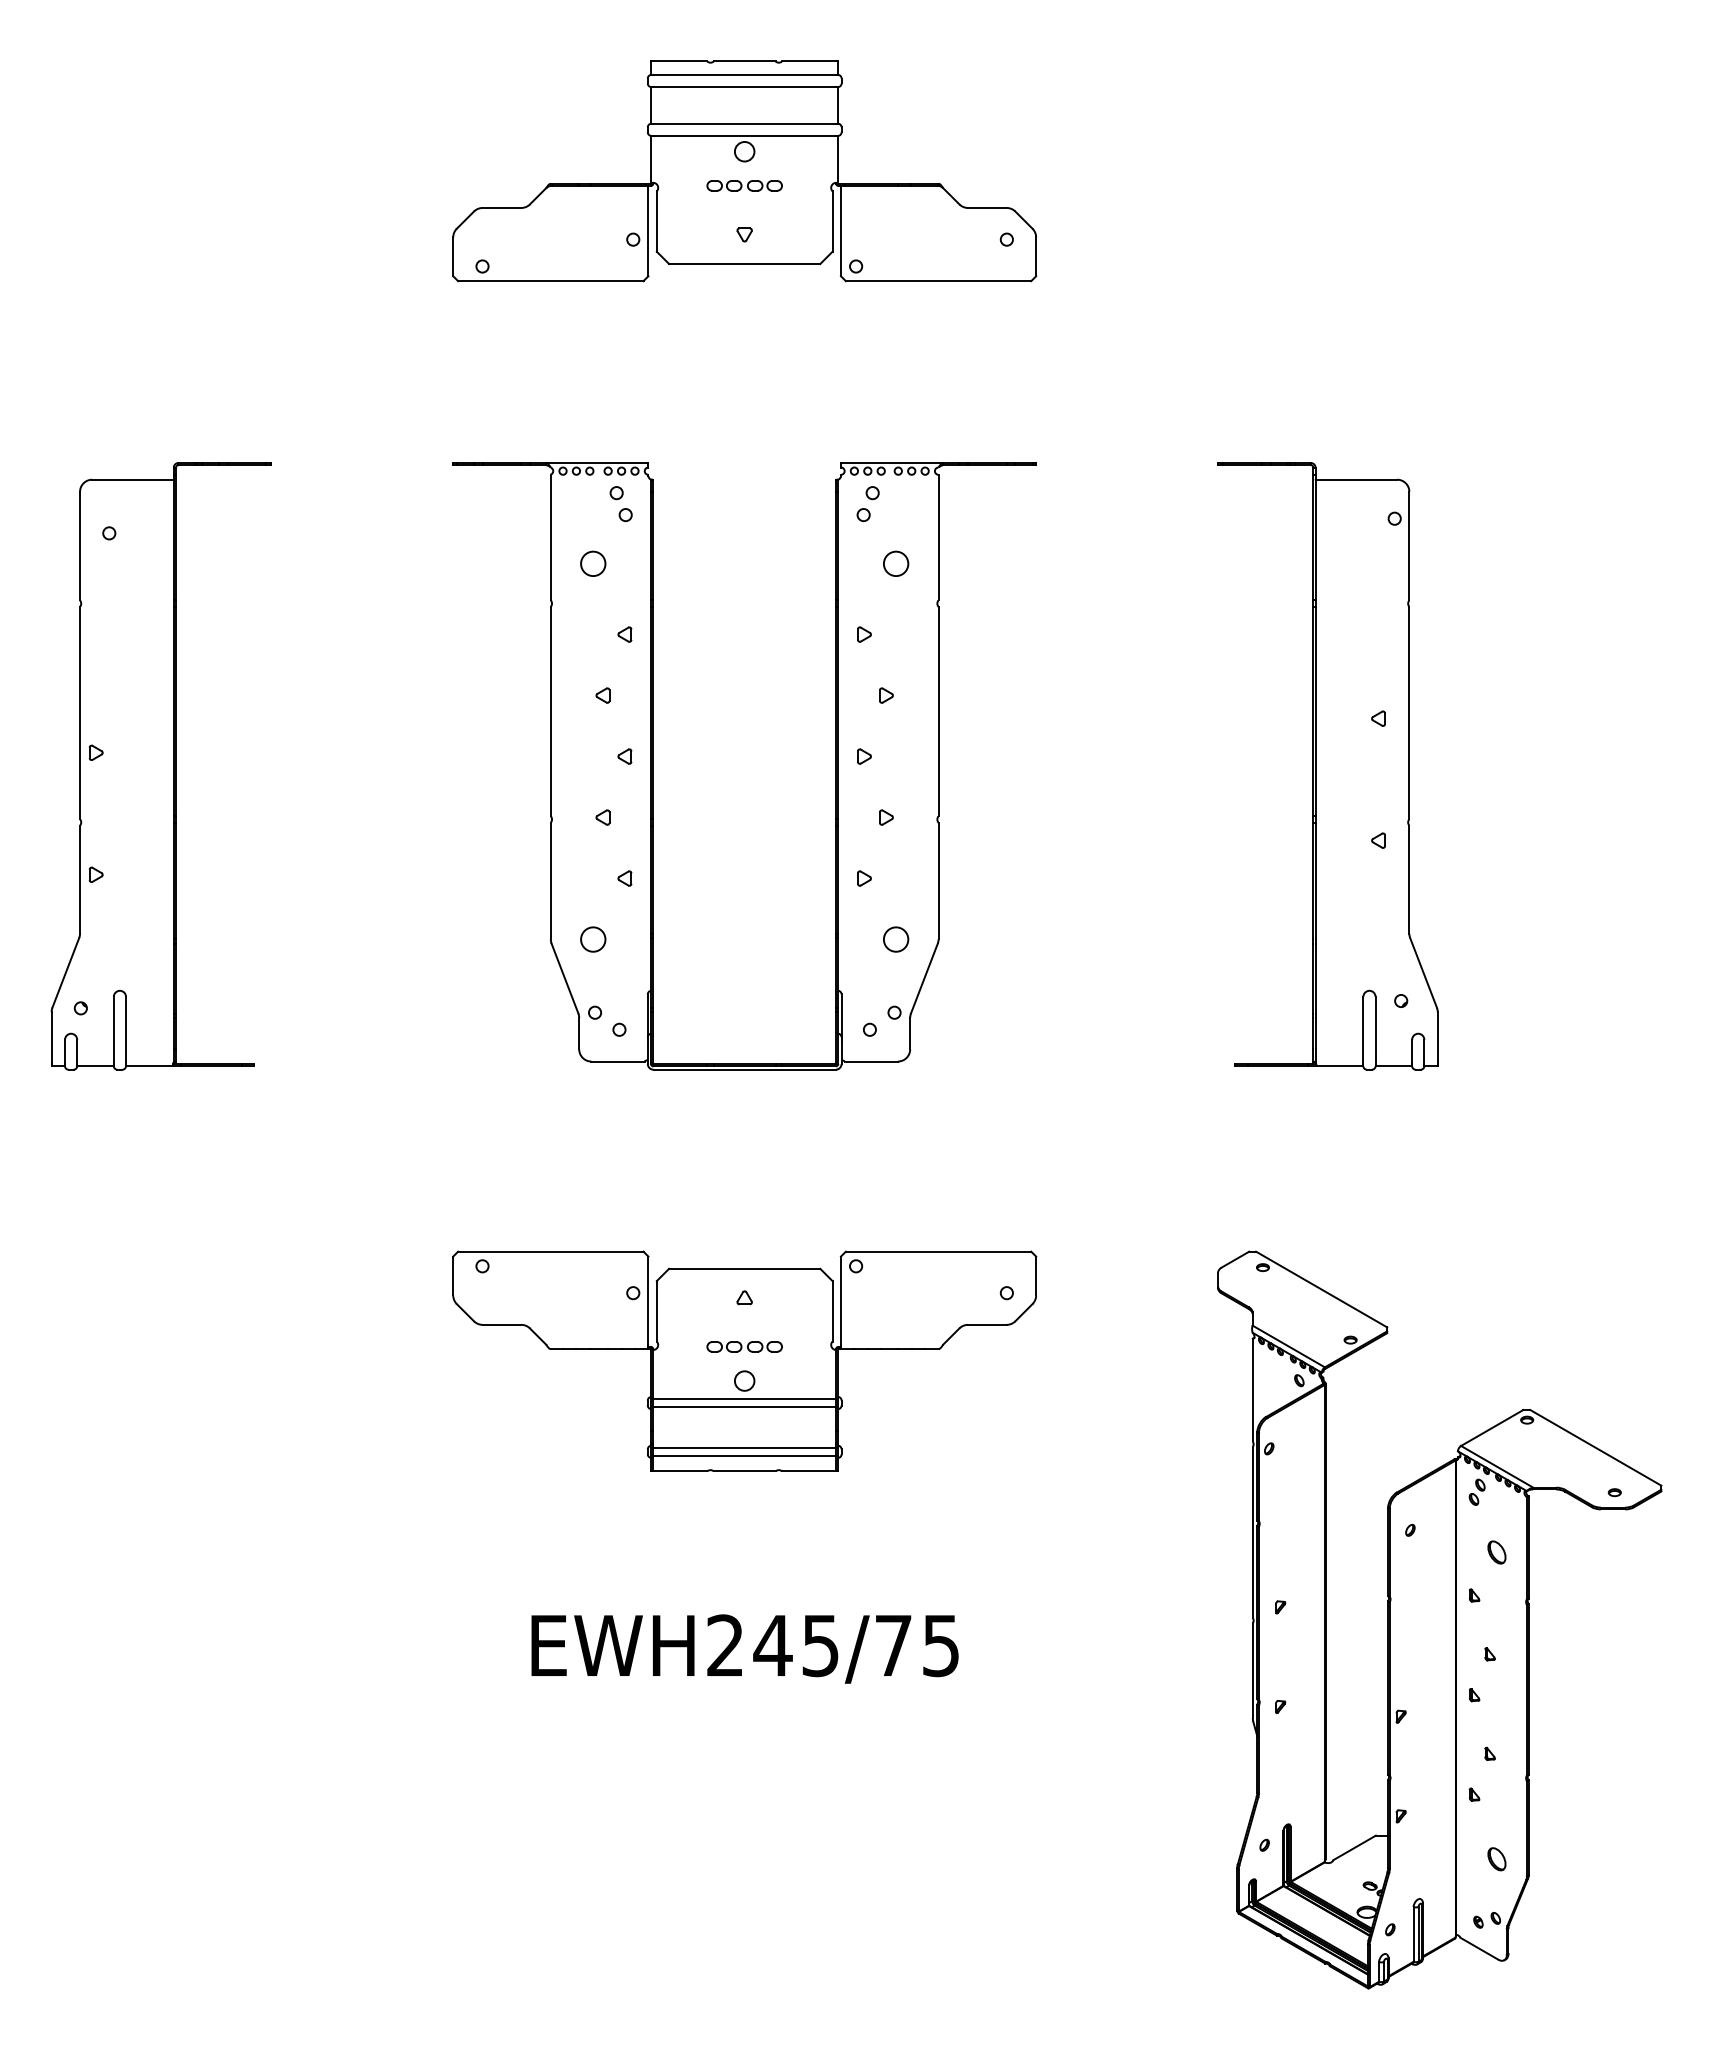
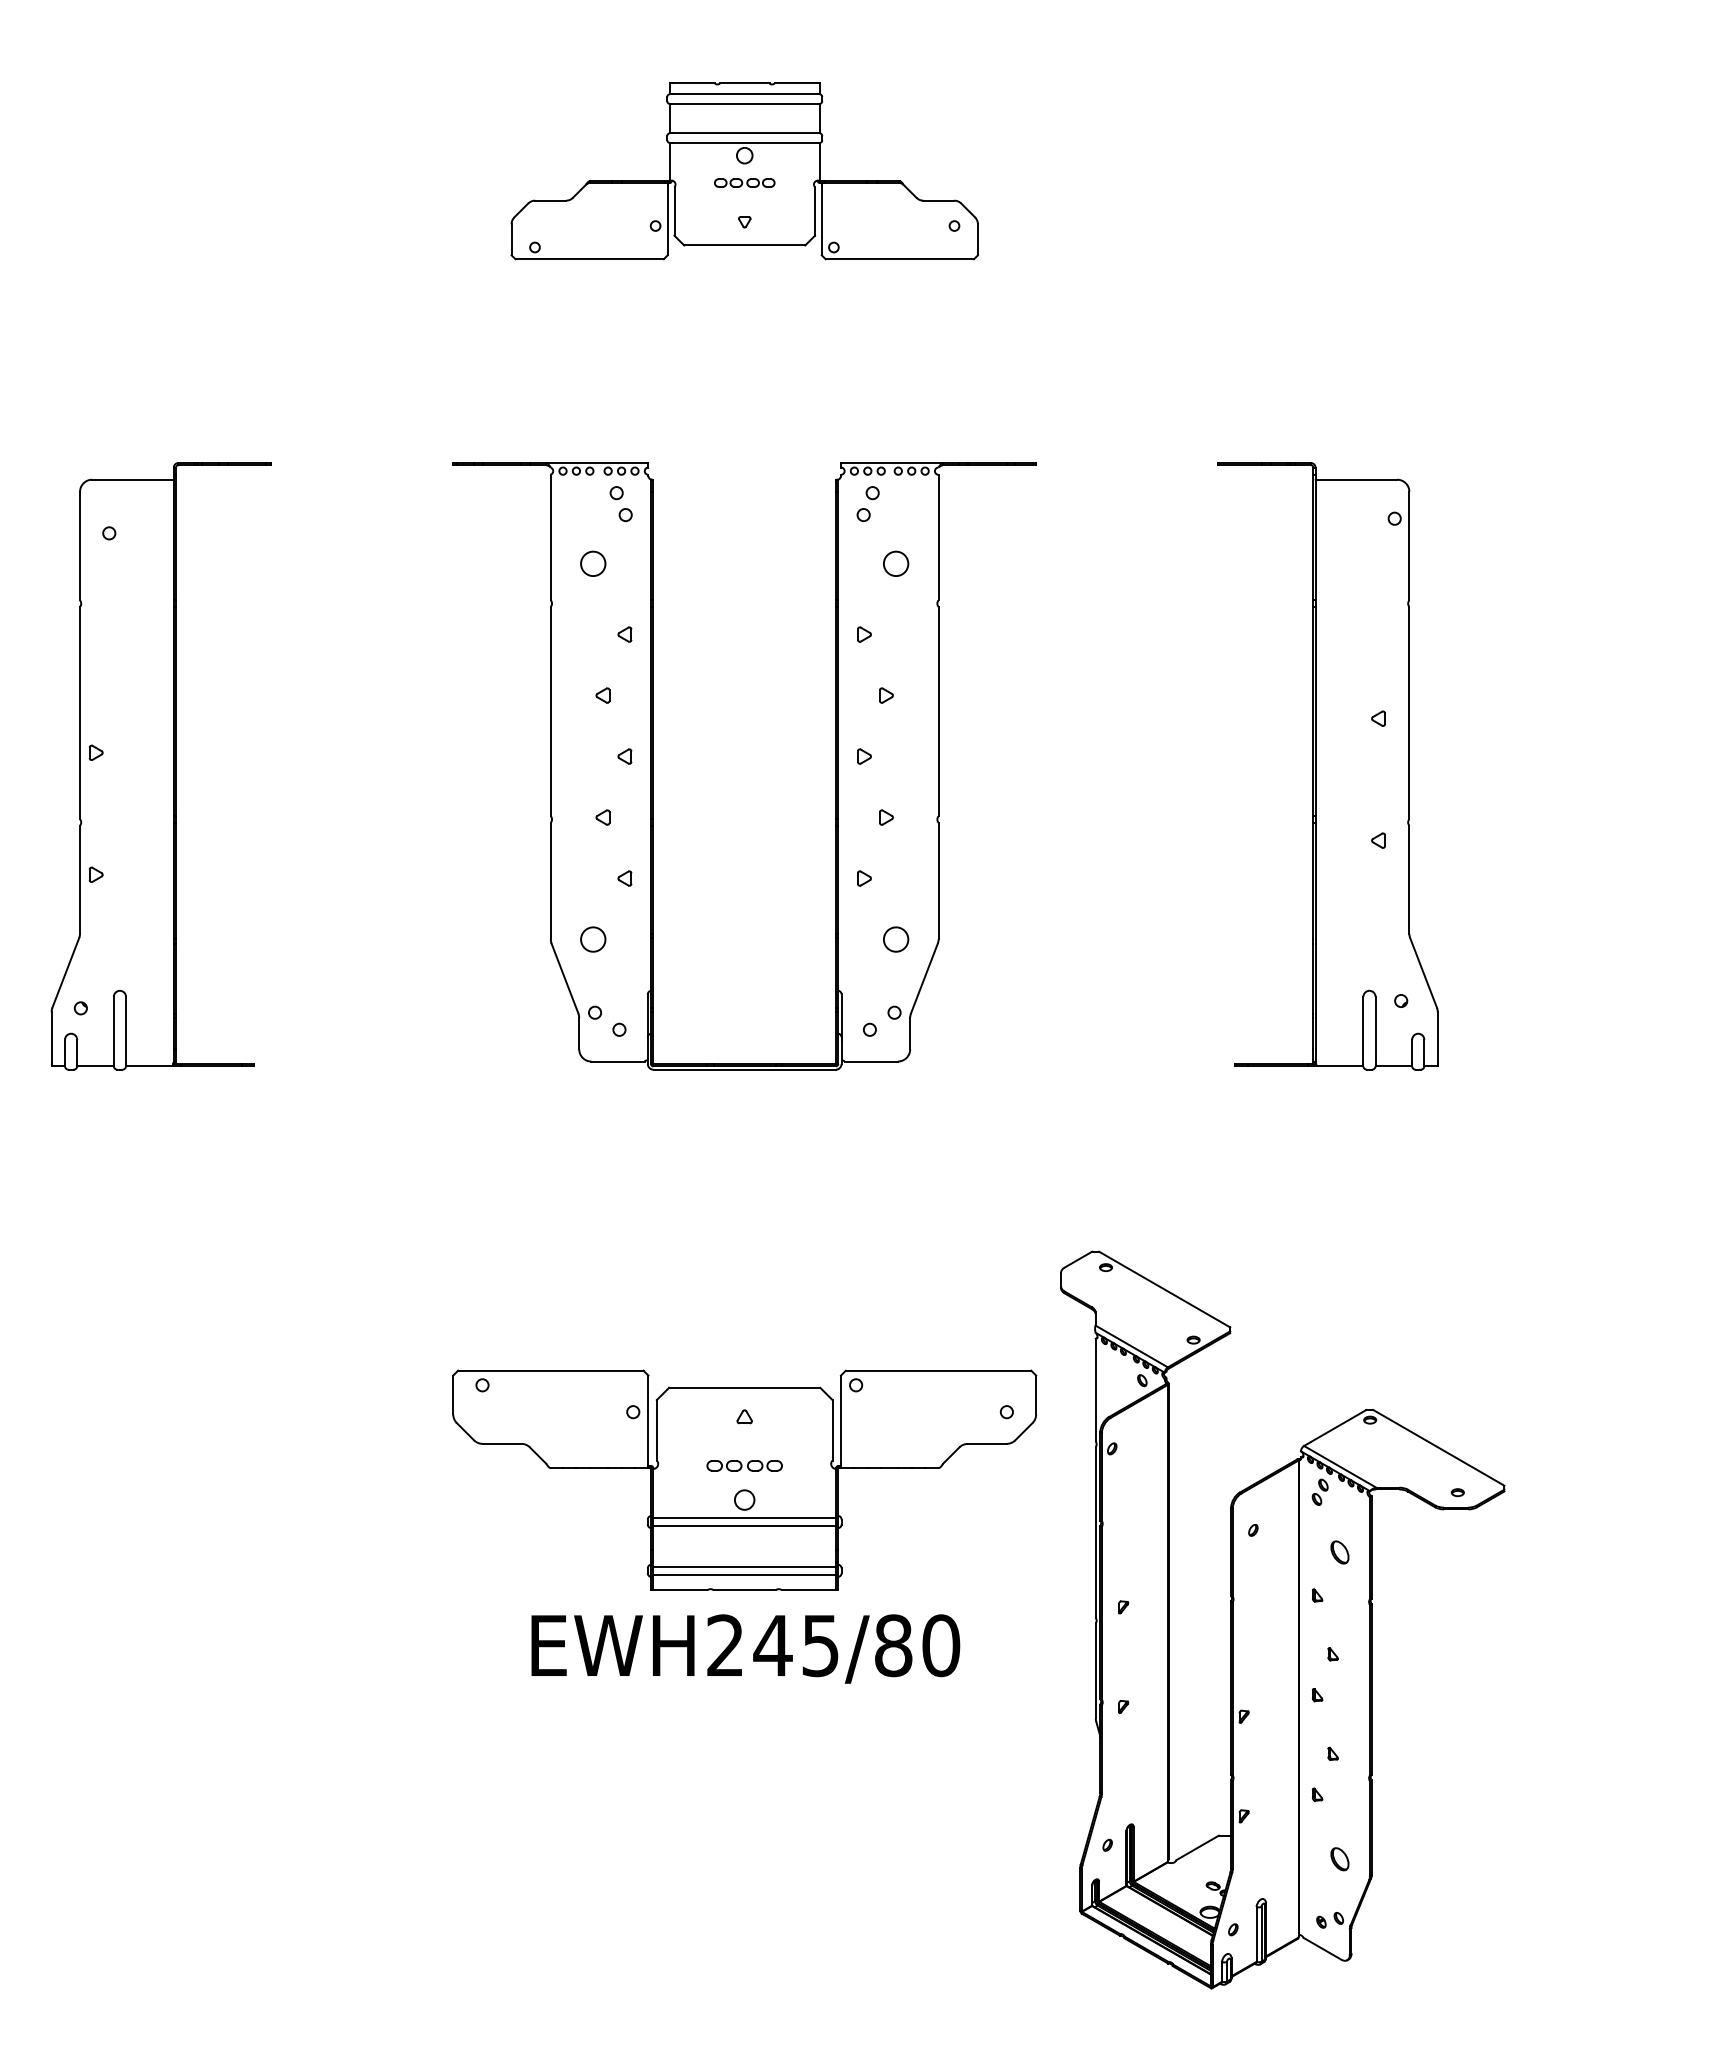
part size: 586x223 px -> 469x179 px (744, 171)
part position: (744, 1360) -> (744, 1479) (744, 1479)
part position: (1439, 1619) -> (1282, 1619) (1282, 1619)
text: EWH245/75 -> EWH245/80 (917, 1645)
